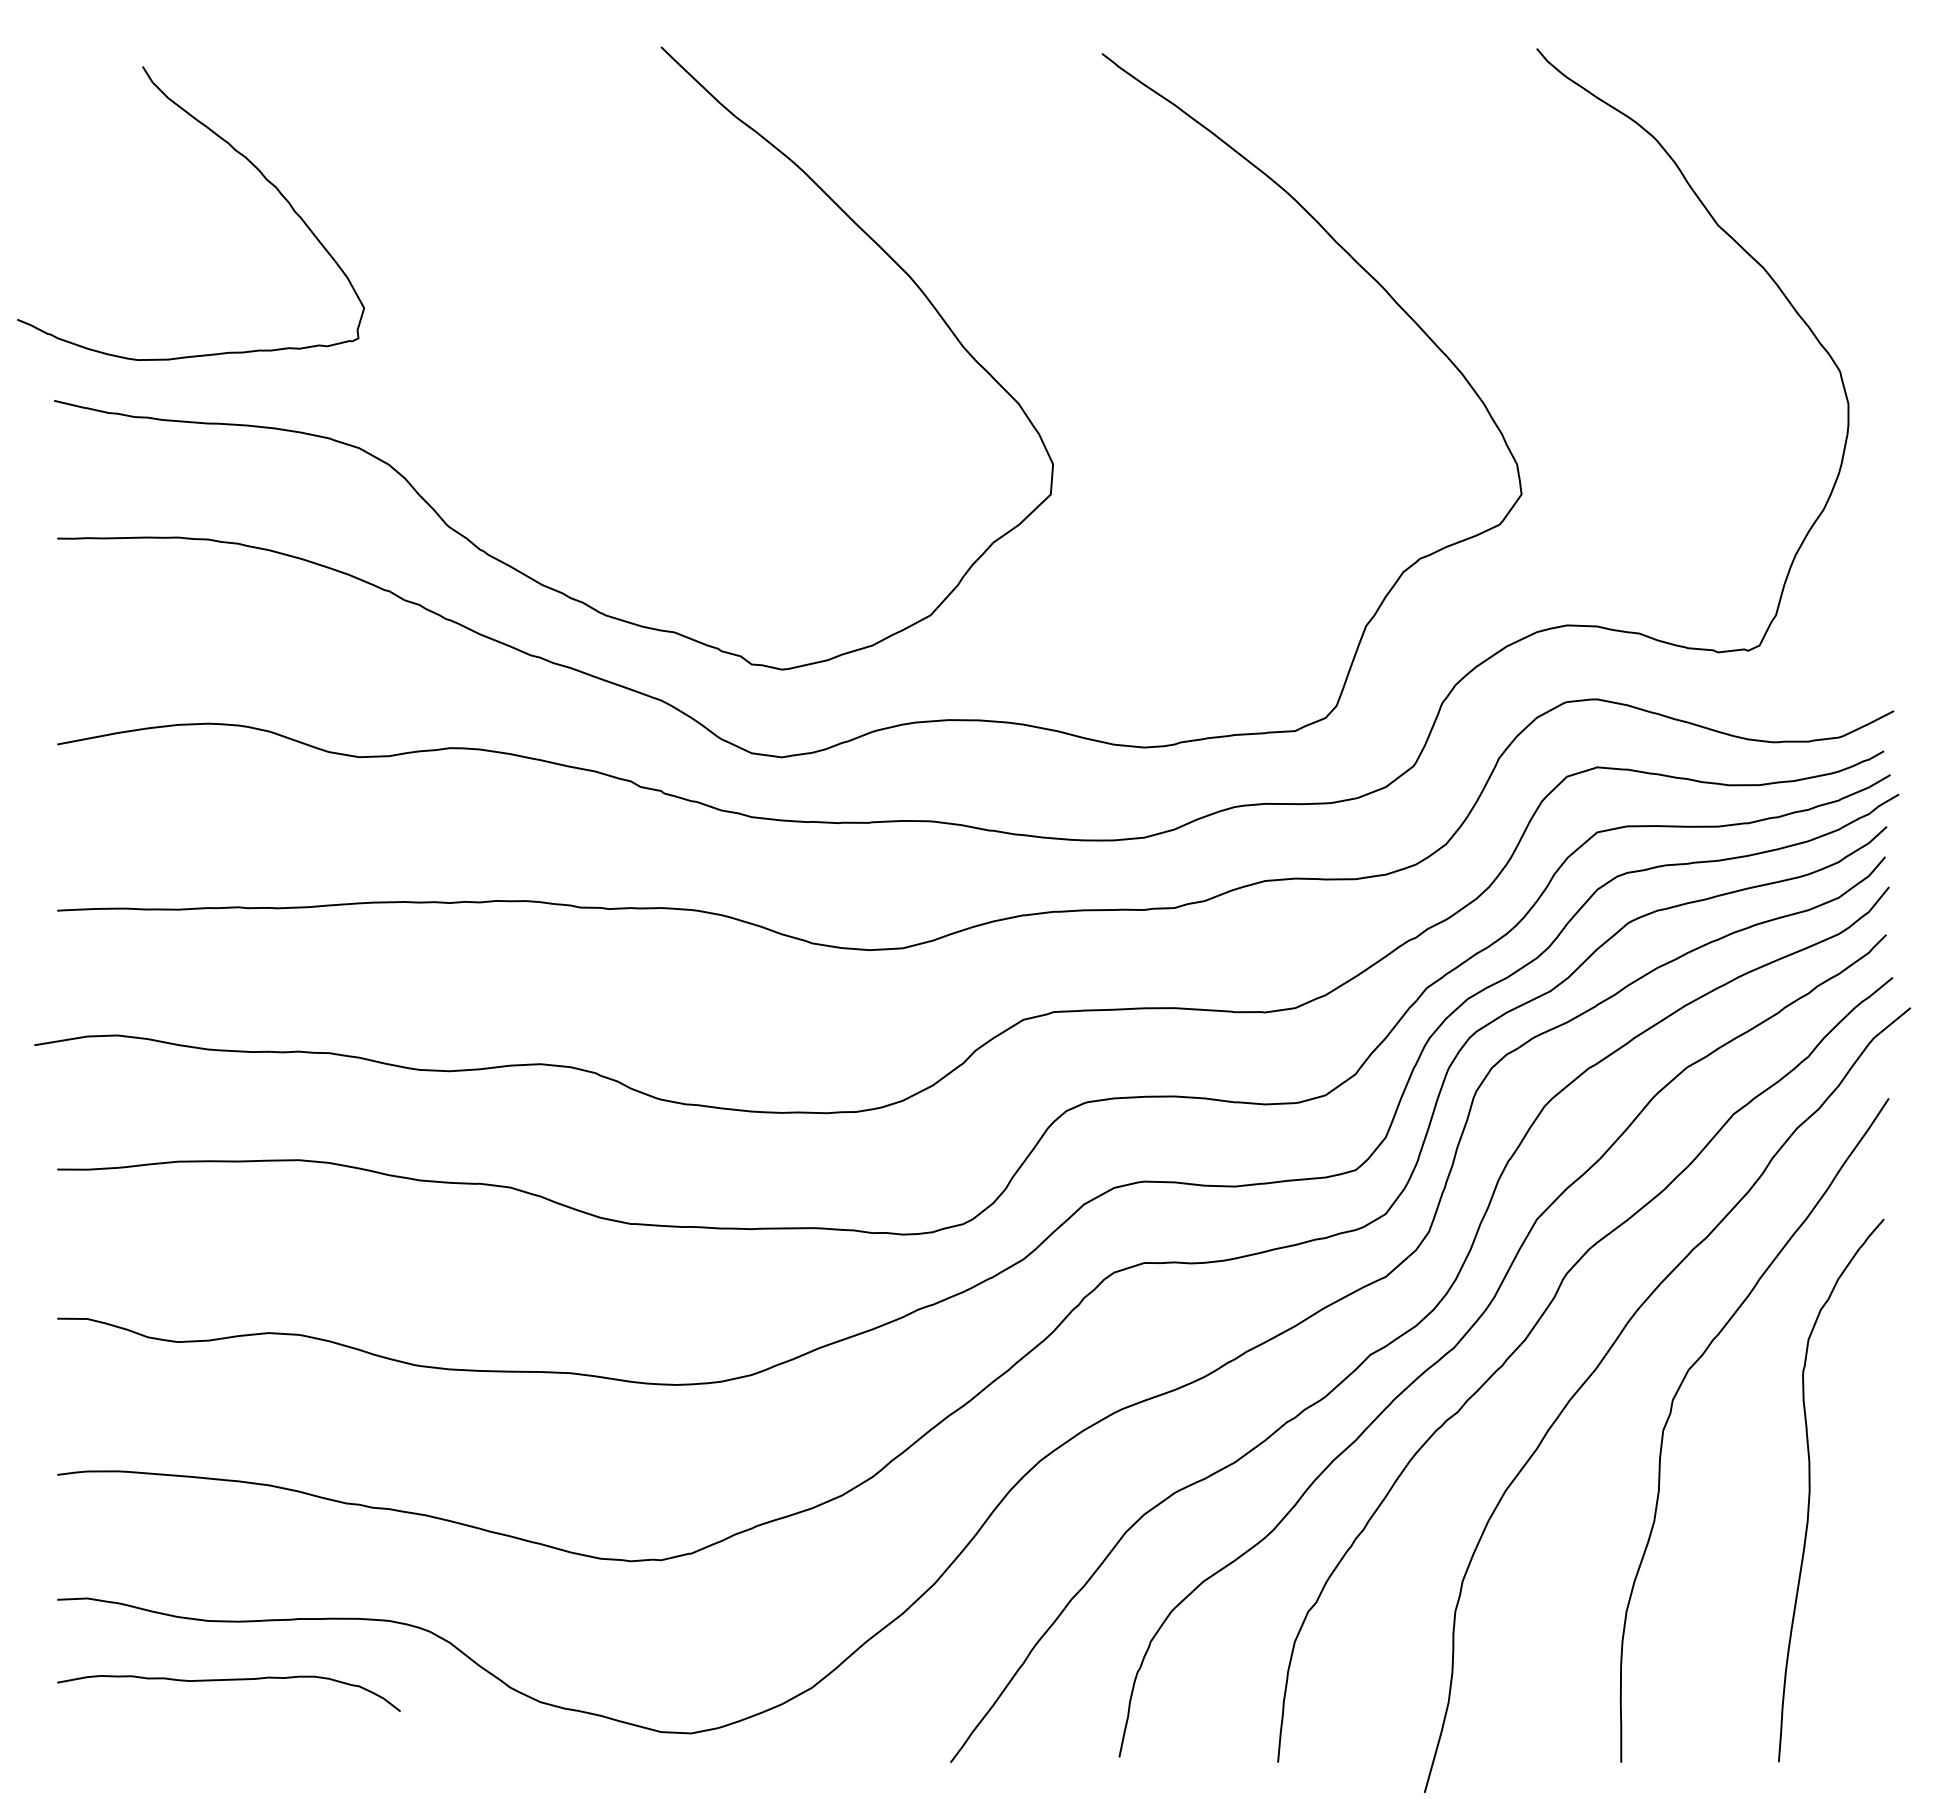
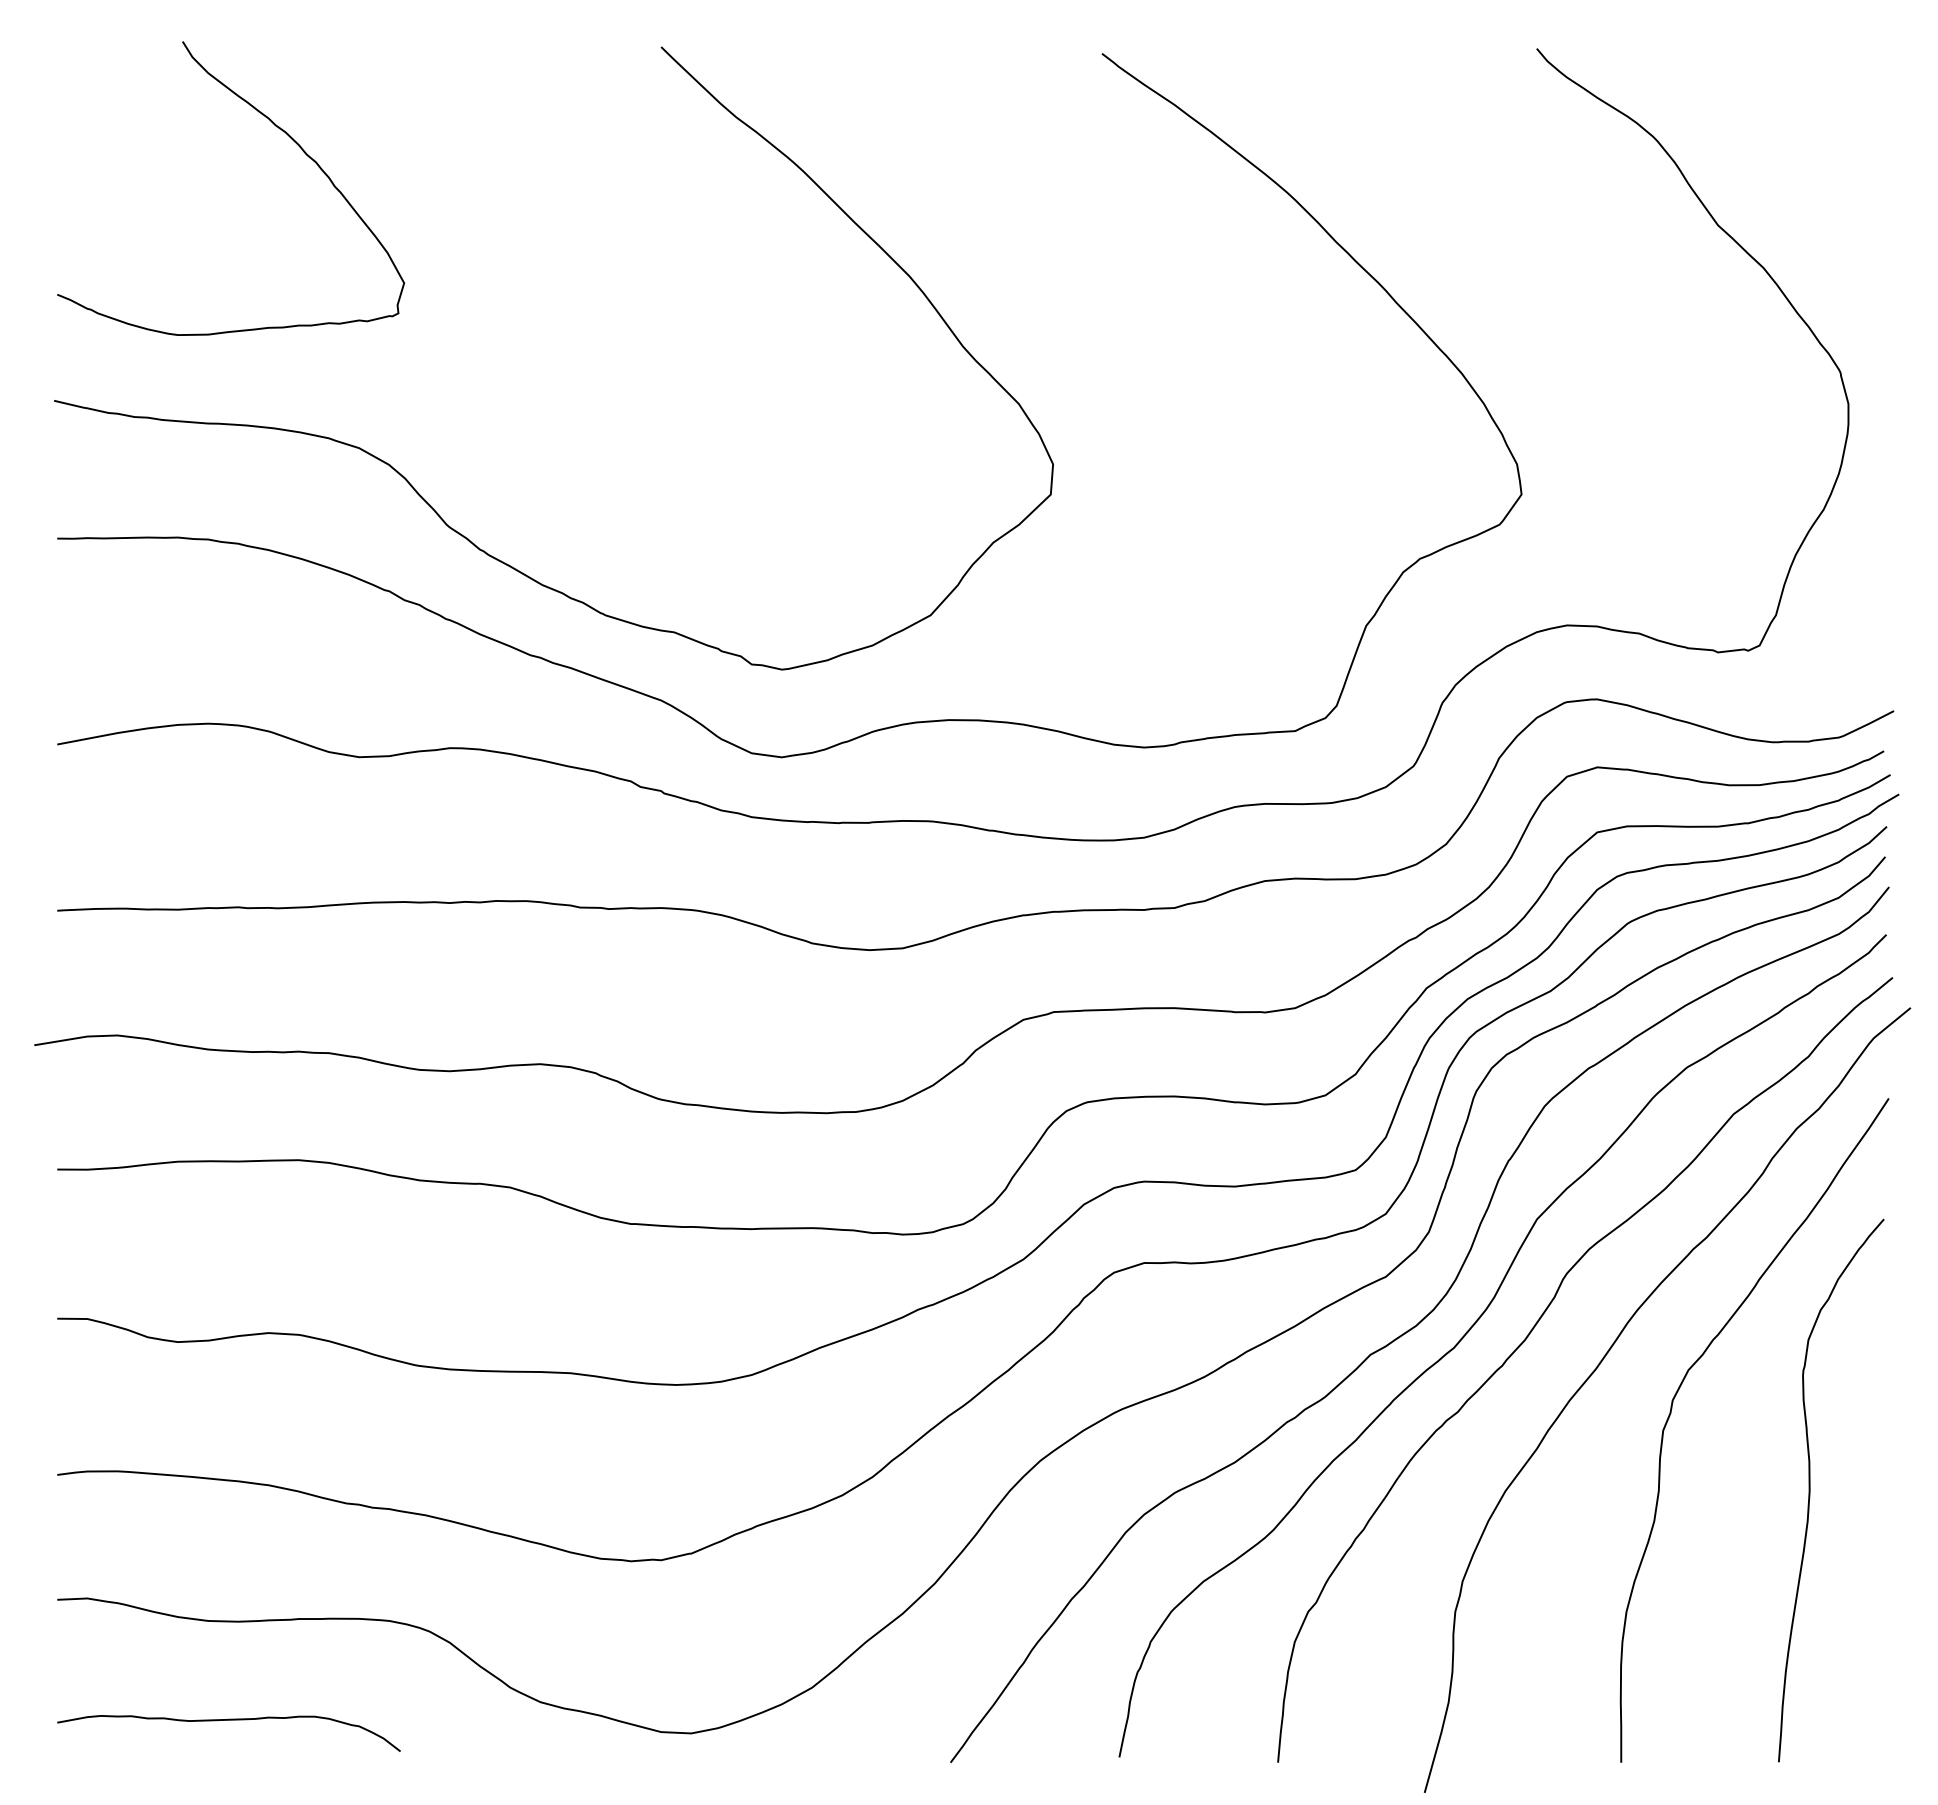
curve position: (235, 151) -> (275, 126) (275, 126)
curve position: (228, 1680) -> (228, 1720) (228, 1720)
